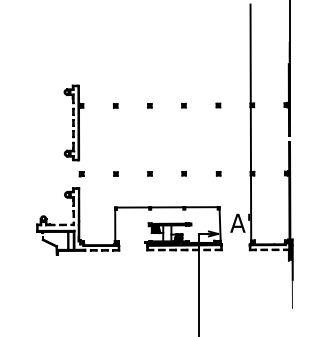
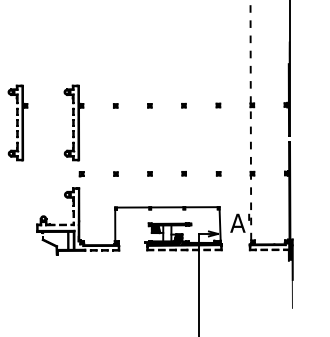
part: none -> present (17, 122)
line: solid -> dashed (250, 122)
